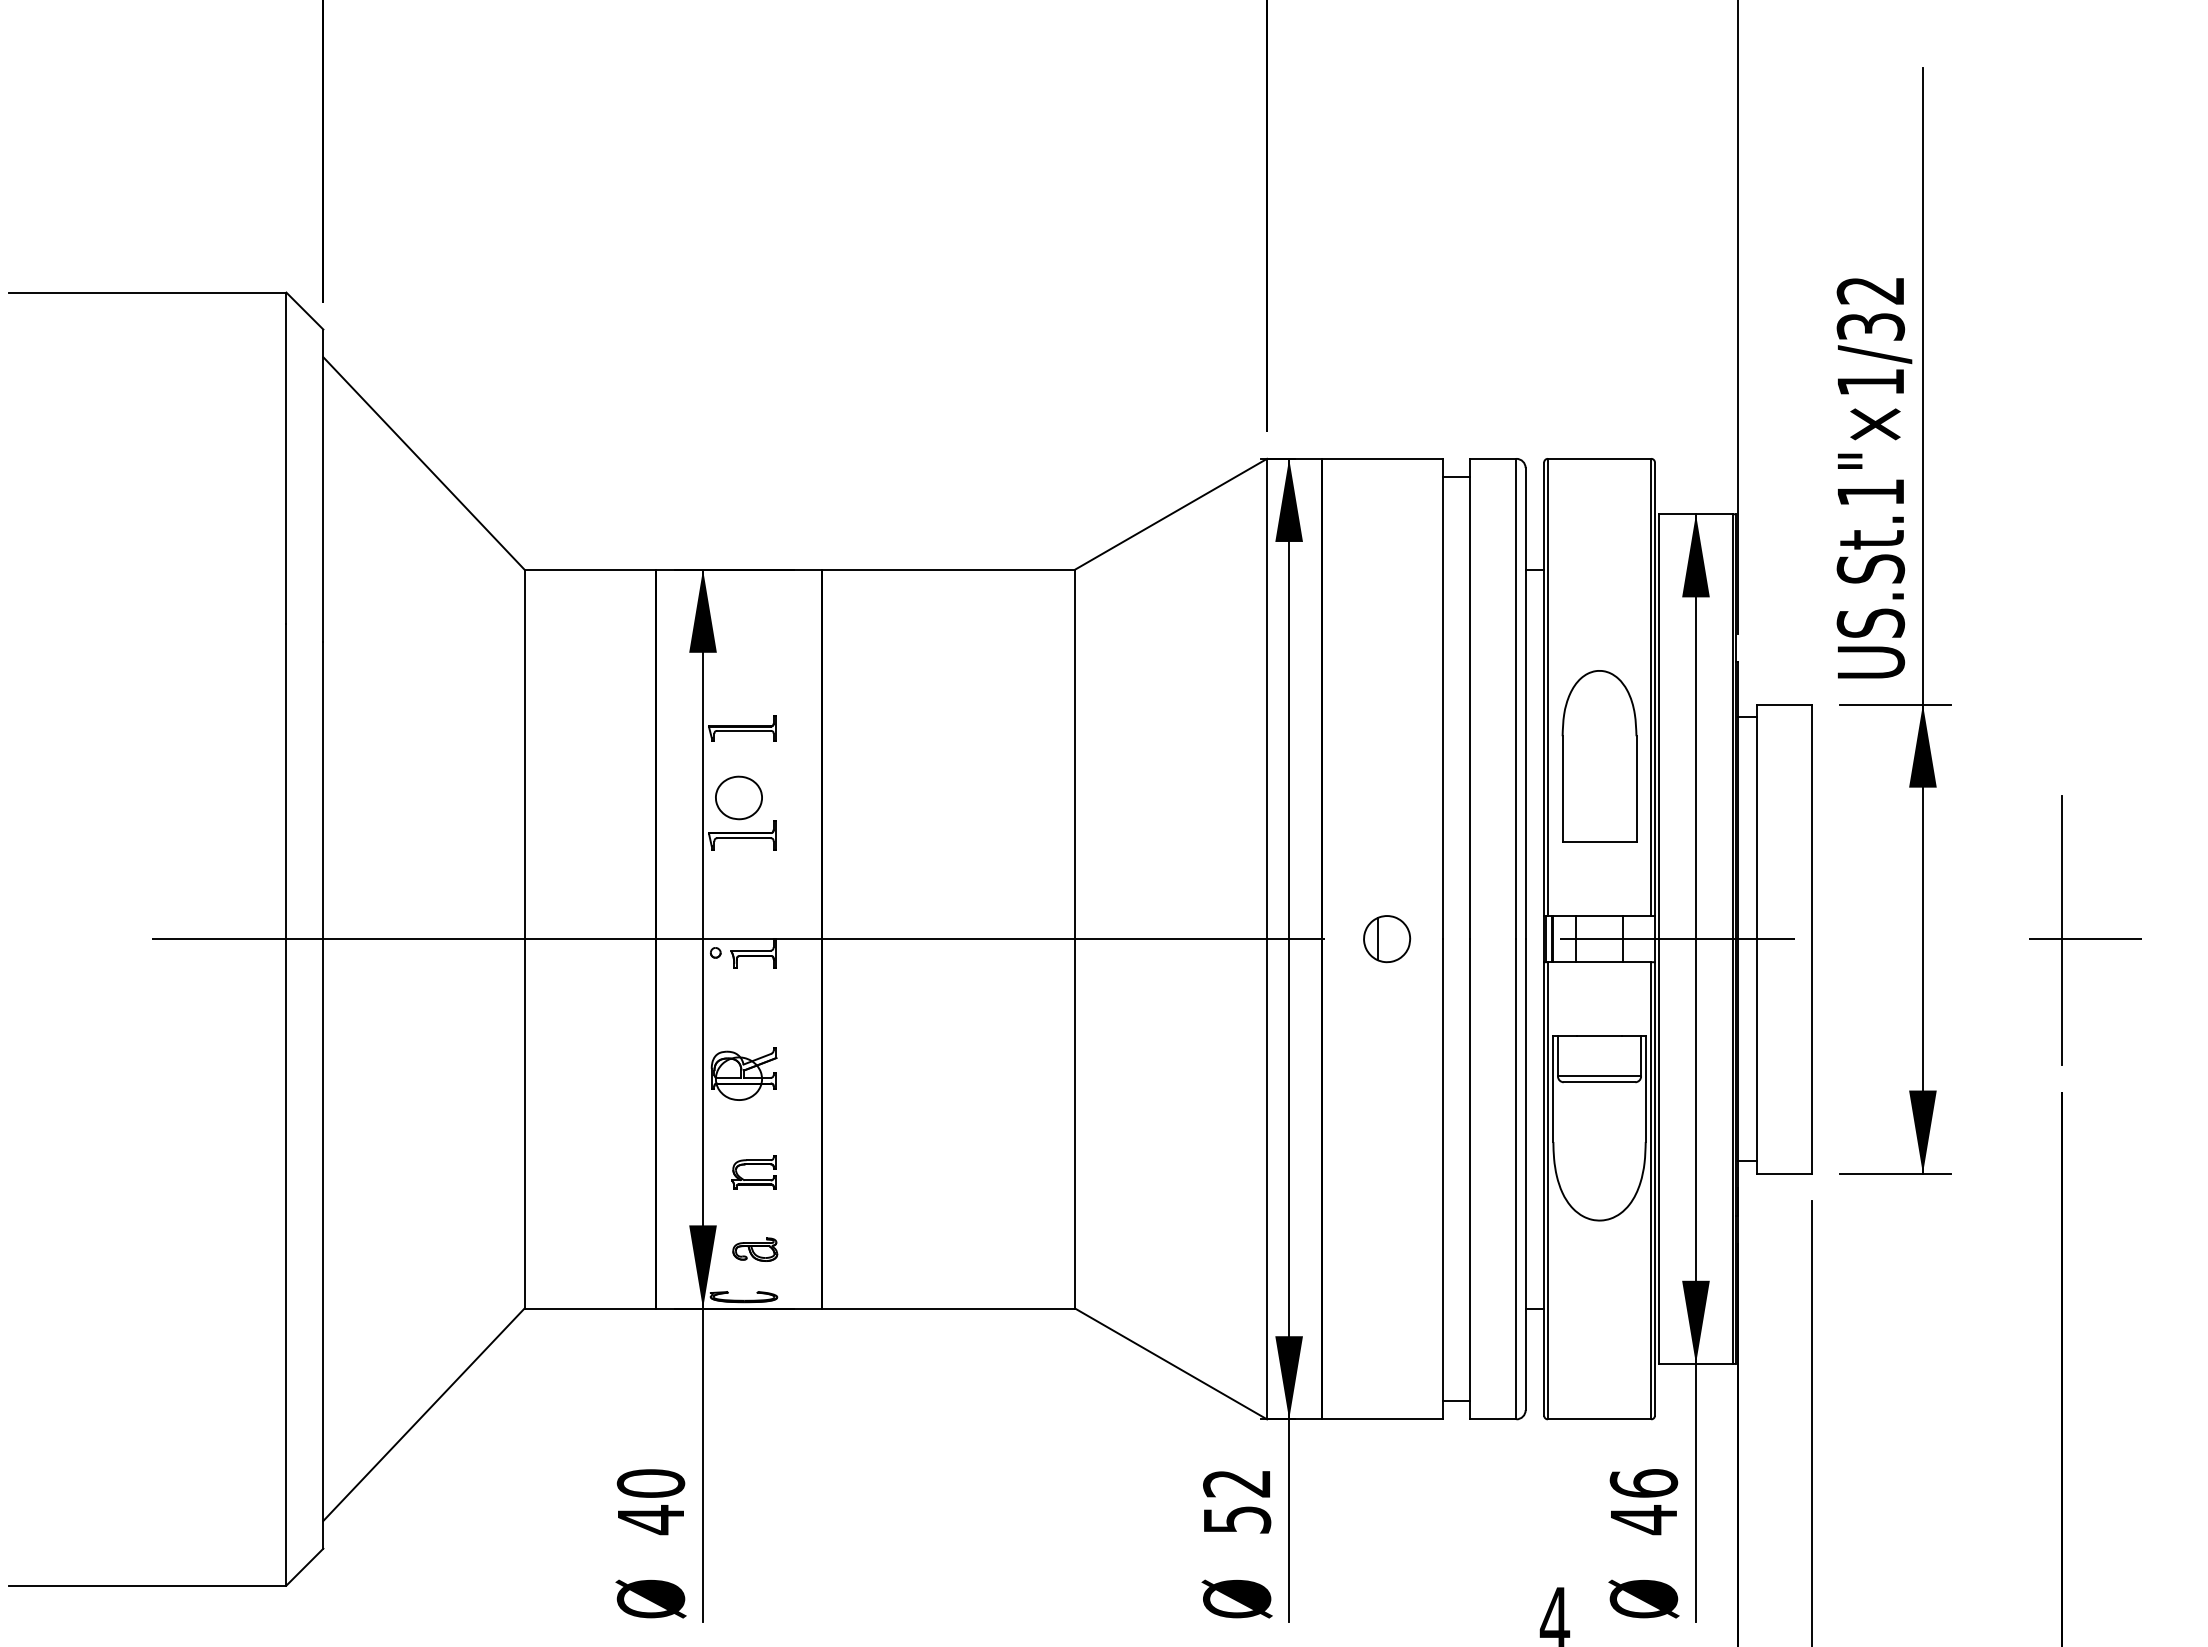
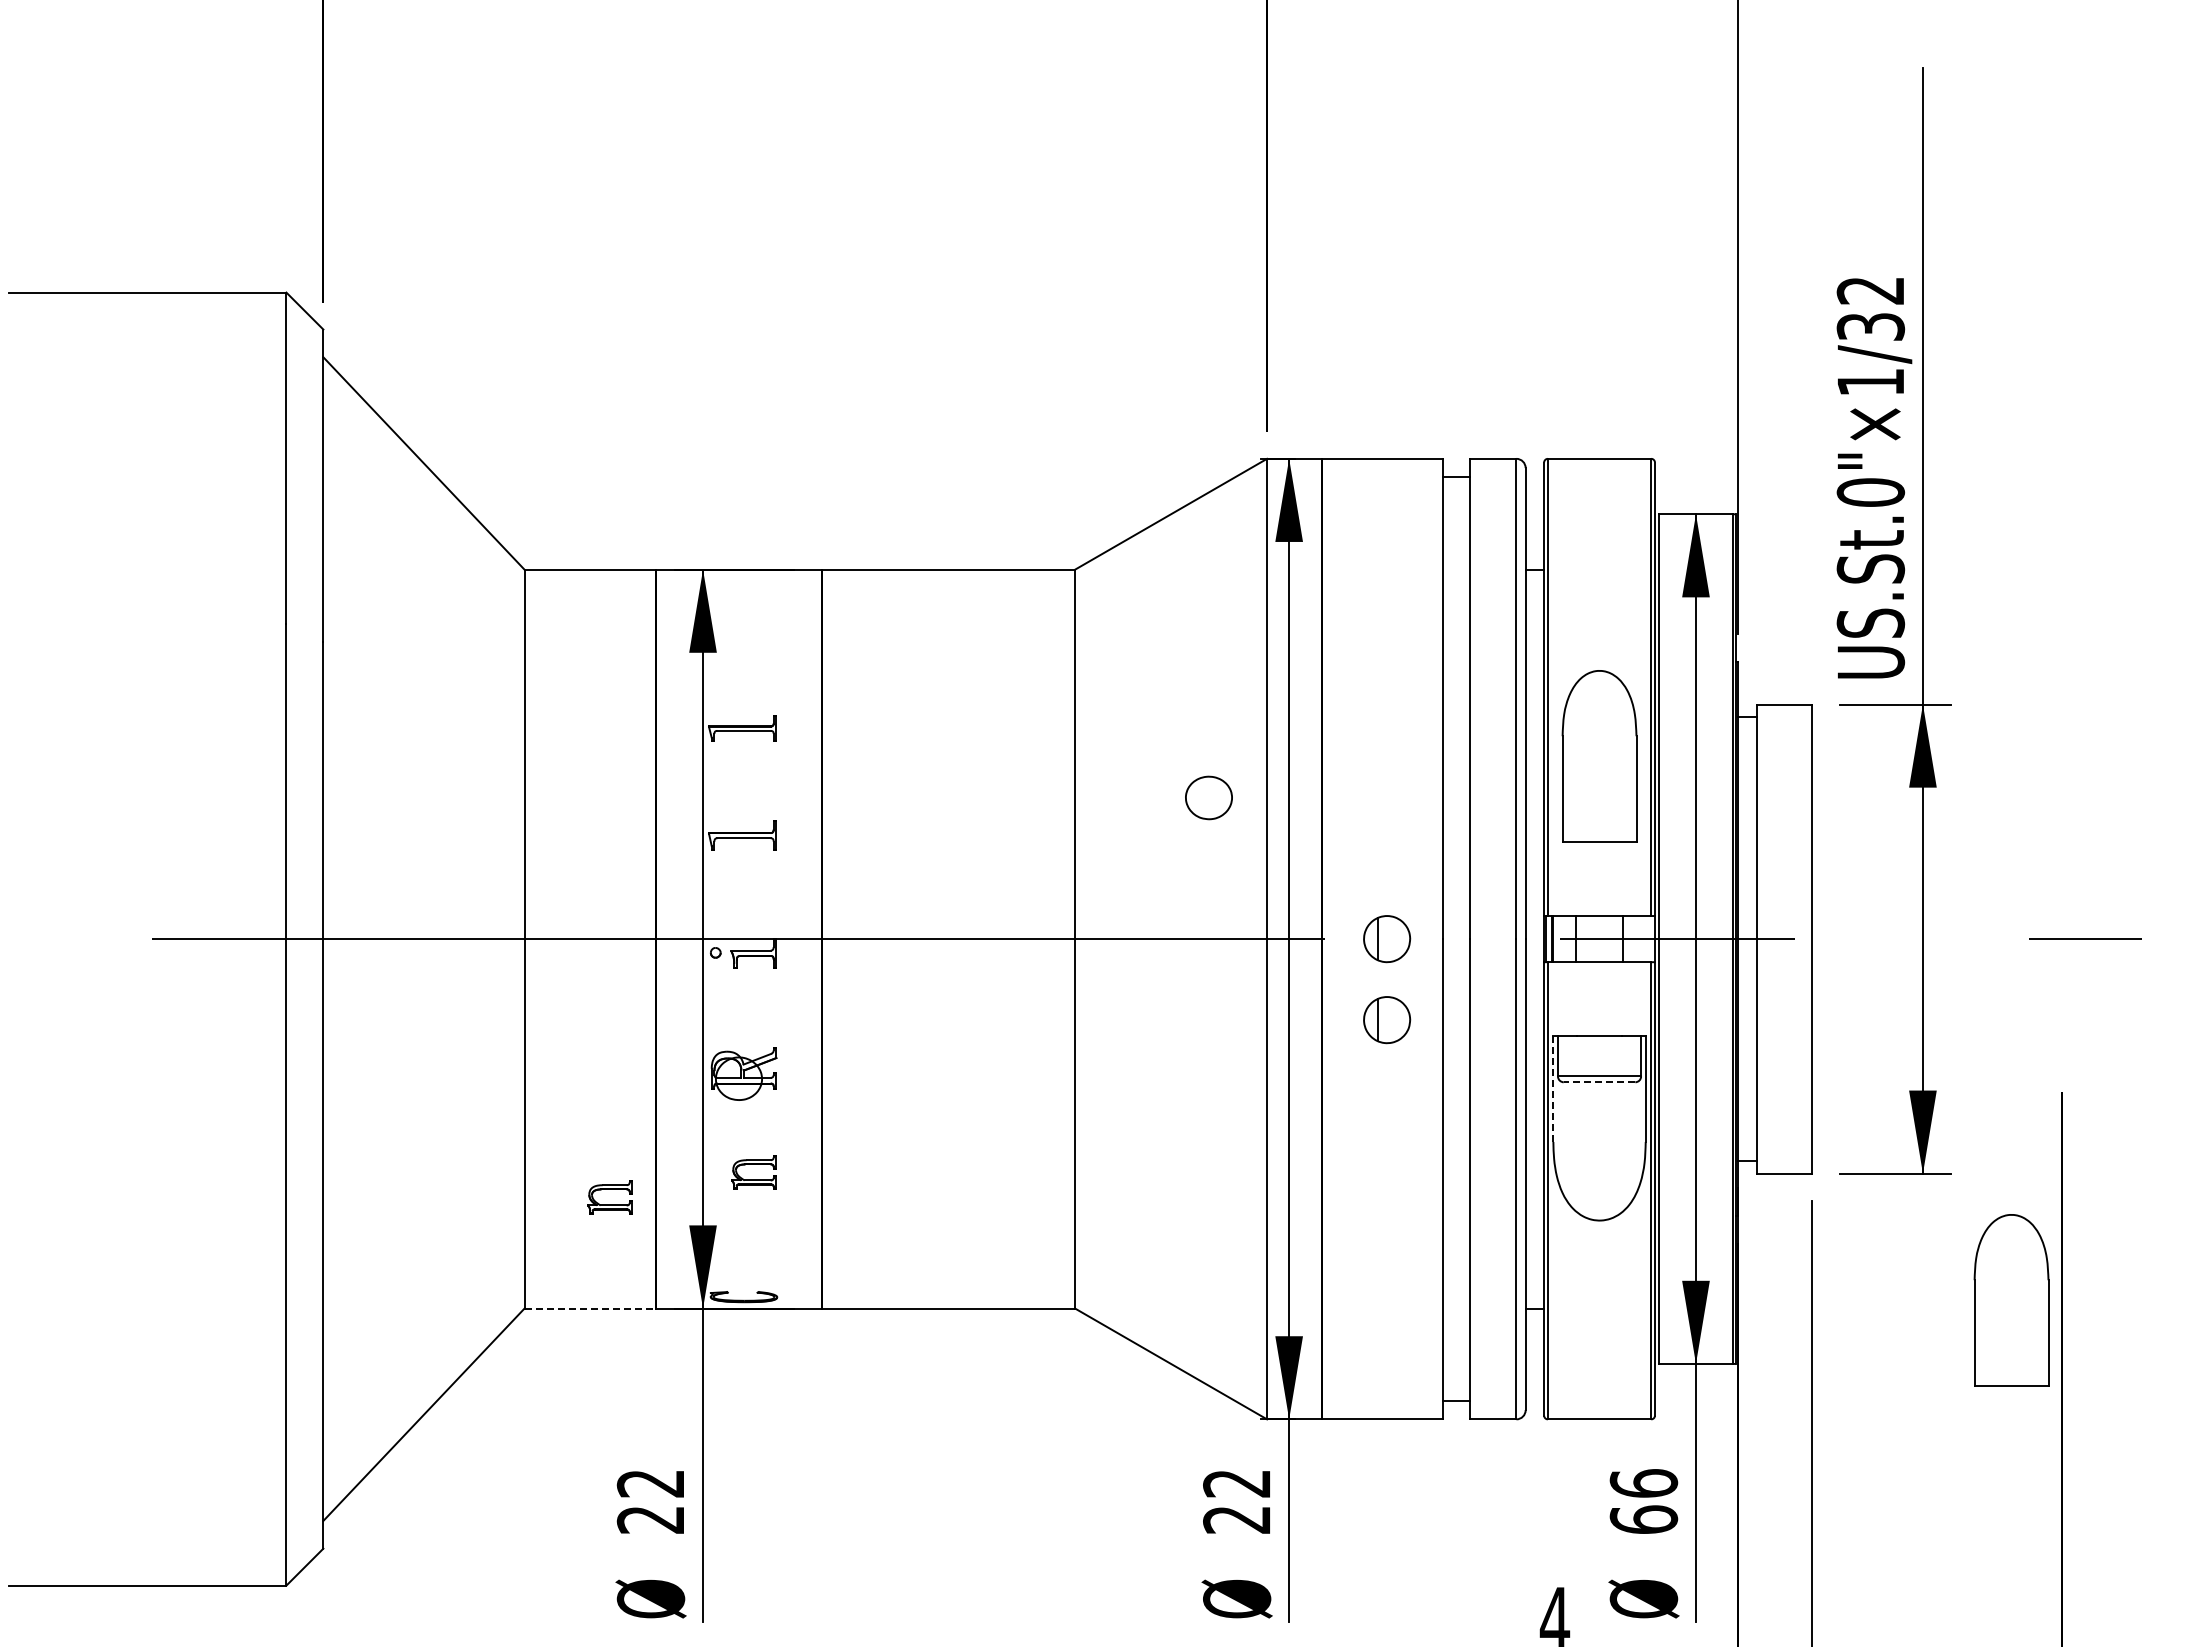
text: US.St.1"×1/32 -> US.St.0"×1/32 (1870, 492)
part position: (738, 797) -> (1208, 797) (1208, 797)
line: present -> none (2061, 930)
part: none -> present (1387, 1020)
line: solid -> dashed (1599, 1082)
line: solid -> dashed (1553, 1089)
part: none -> present (609, 1204)
part: present -> none (755, 1249)
part: none -> present (2011, 1300)
line: solid -> dashed (590, 1308)
text: 40 -> 22 (650, 1502)
text: 52 -> 22 (1237, 1519)
text: 46 -> 66 (1643, 1520)
